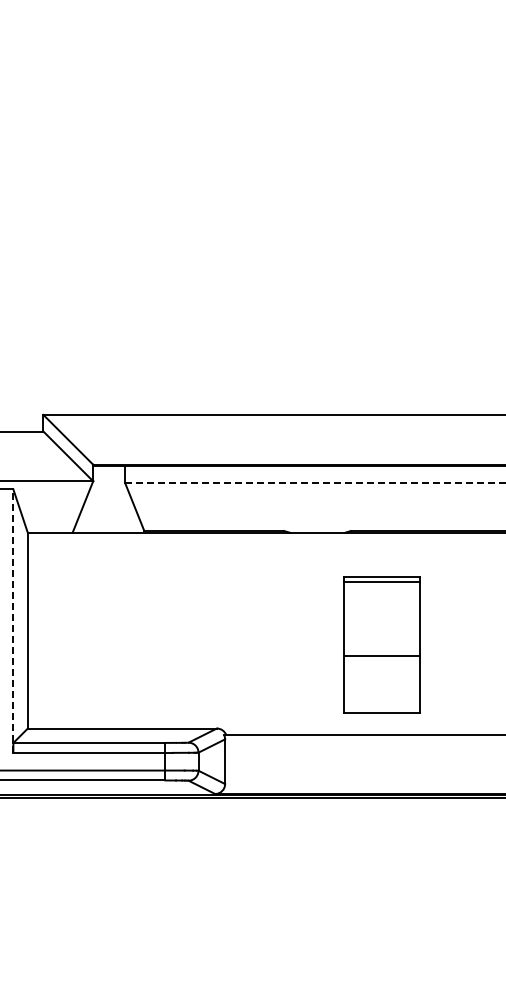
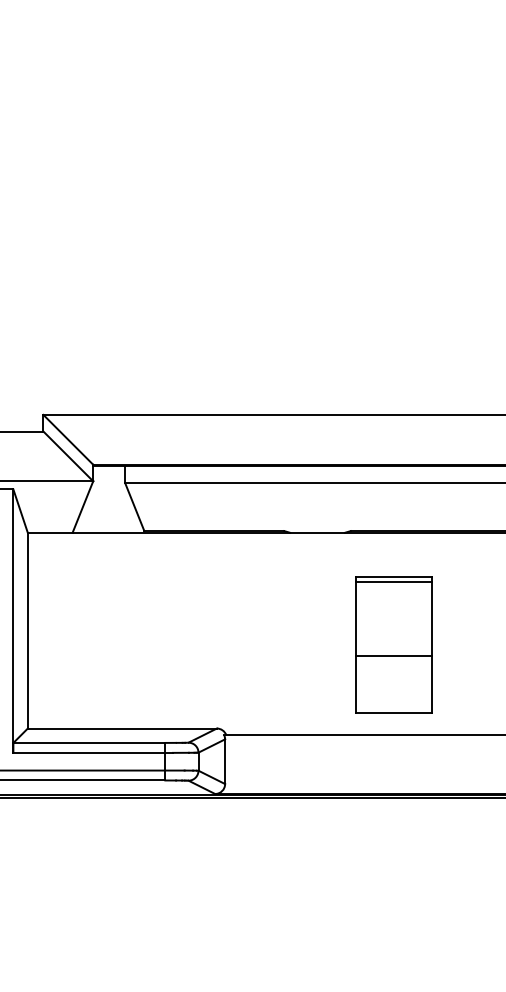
line: dashed -> solid (315, 483)
line: dashed -> solid (13, 621)
part position: (381, 644) -> (393, 644) (393, 644)
